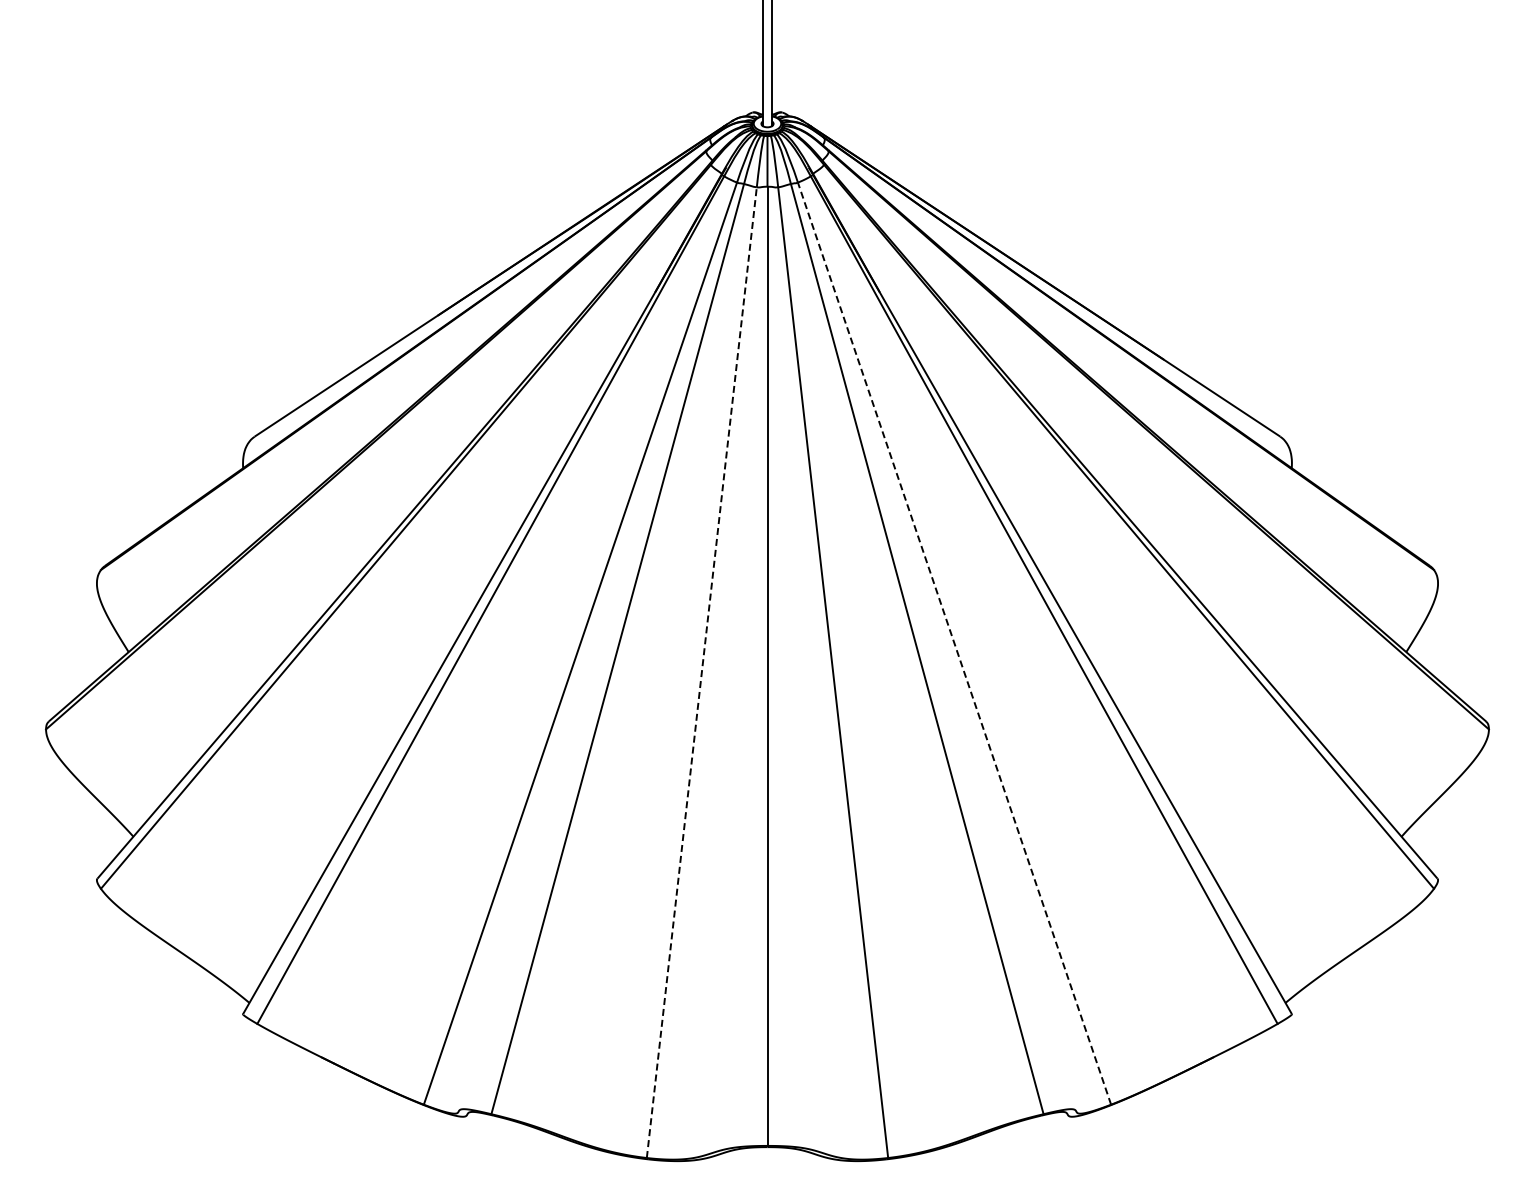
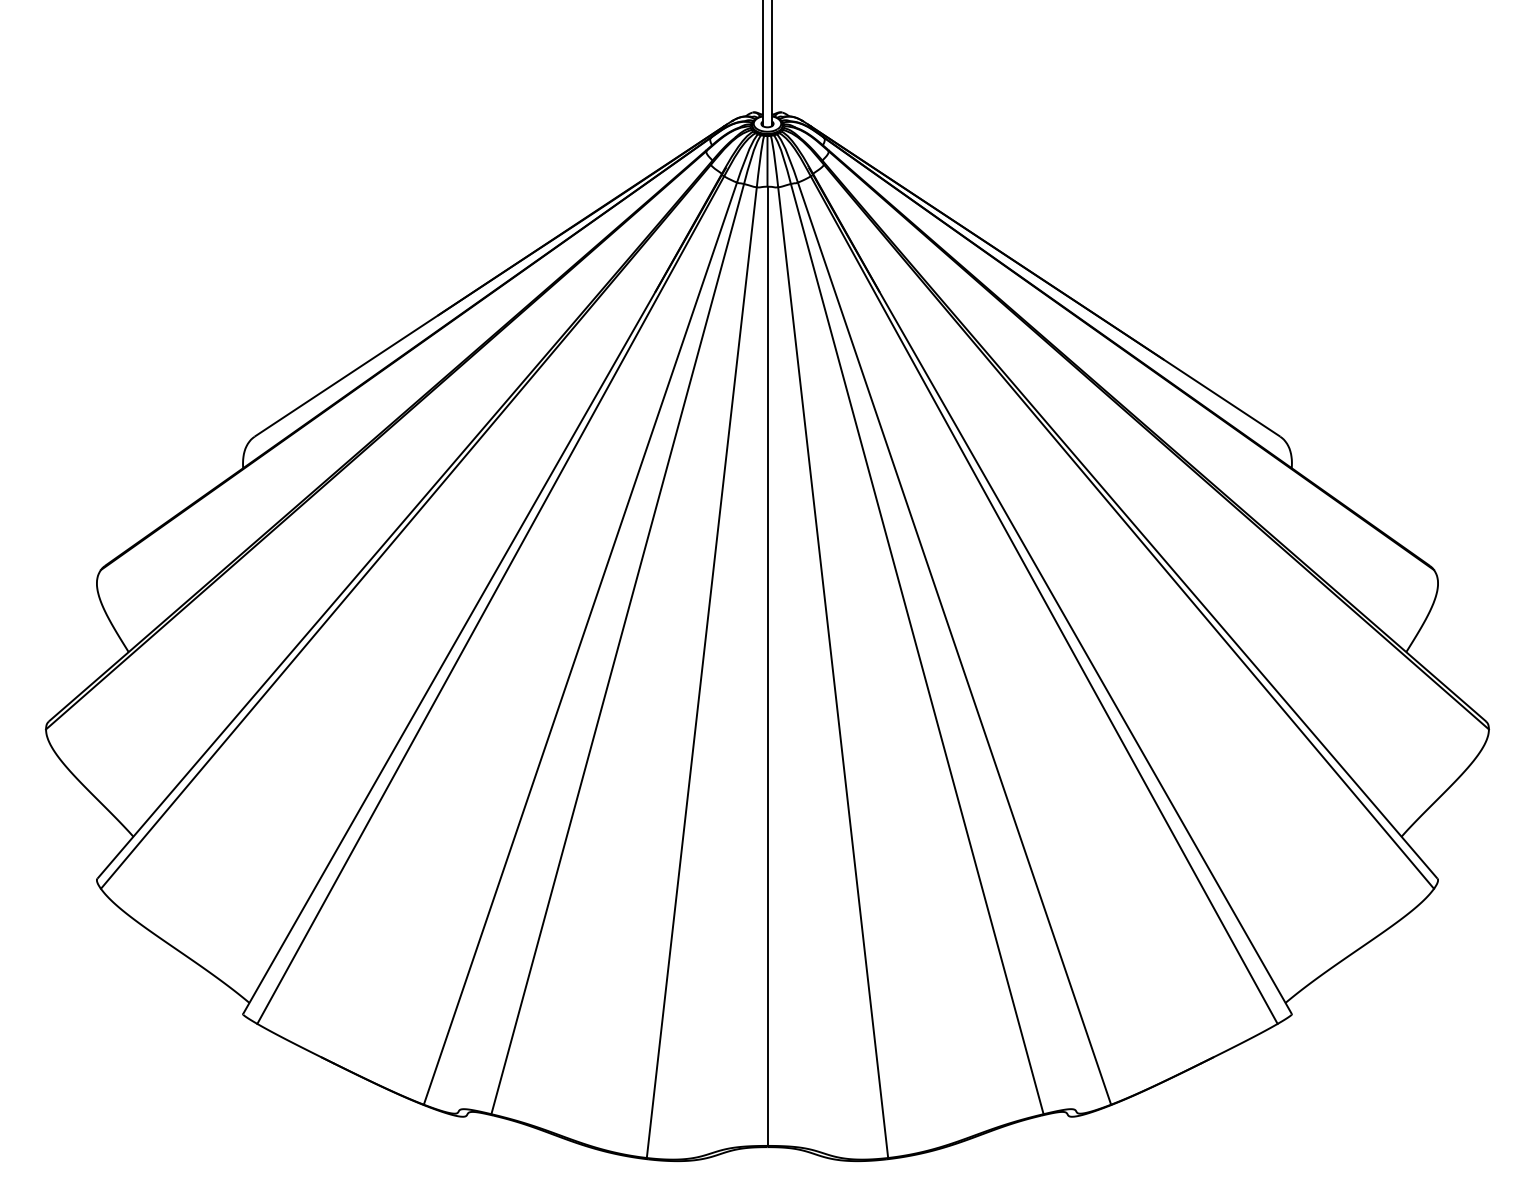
line: dashed -> solid (954, 643)
line: dashed -> solid (701, 672)
